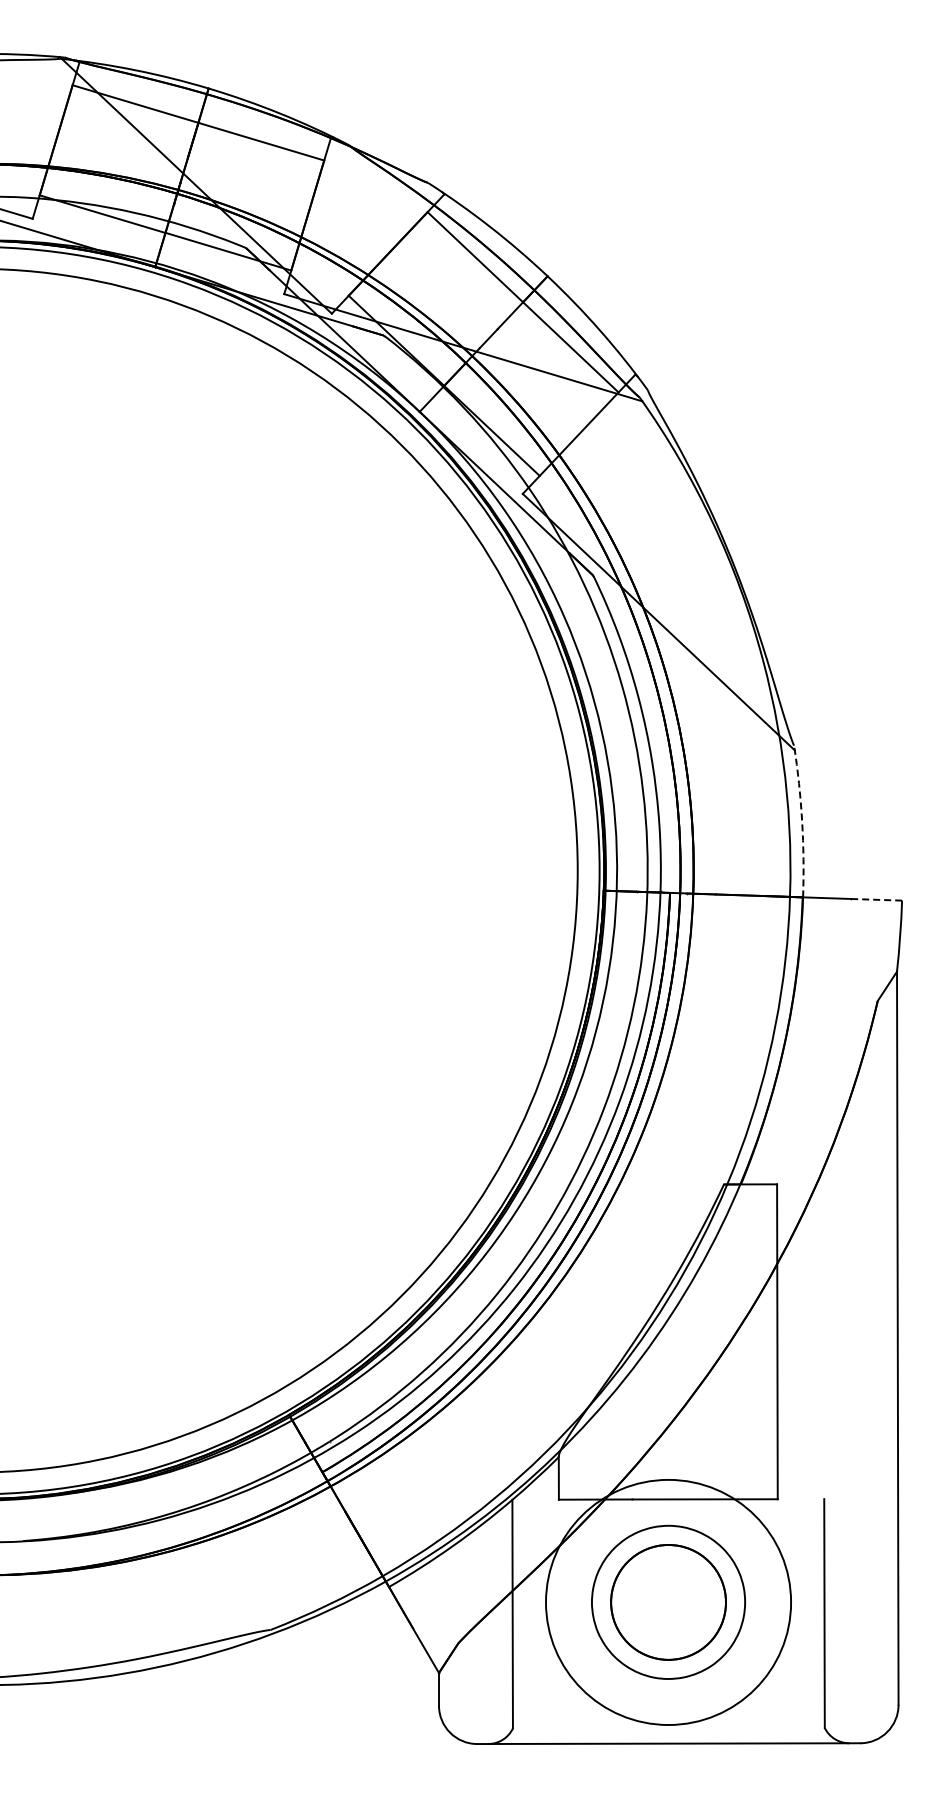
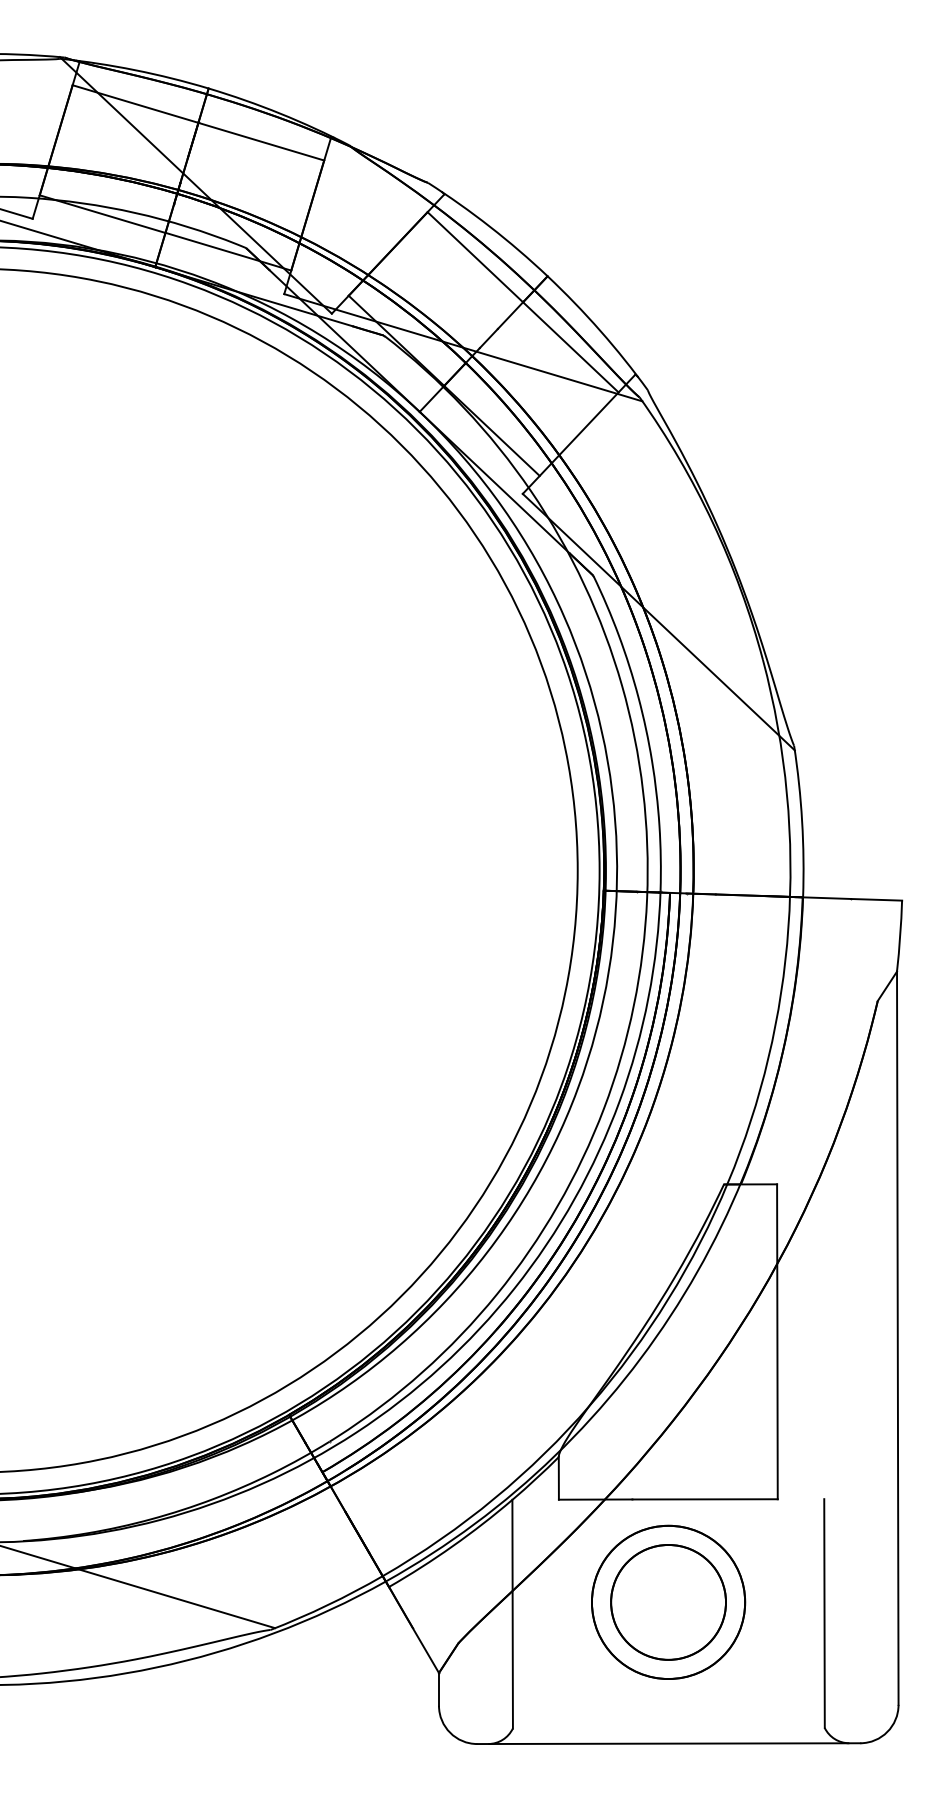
arc: dashed -> solid (802, 821)
line: dashed -> solid (876, 899)
line: none -> present (138, 1587)
circle diameter: 245 px -> 153 px (668, 1602)
